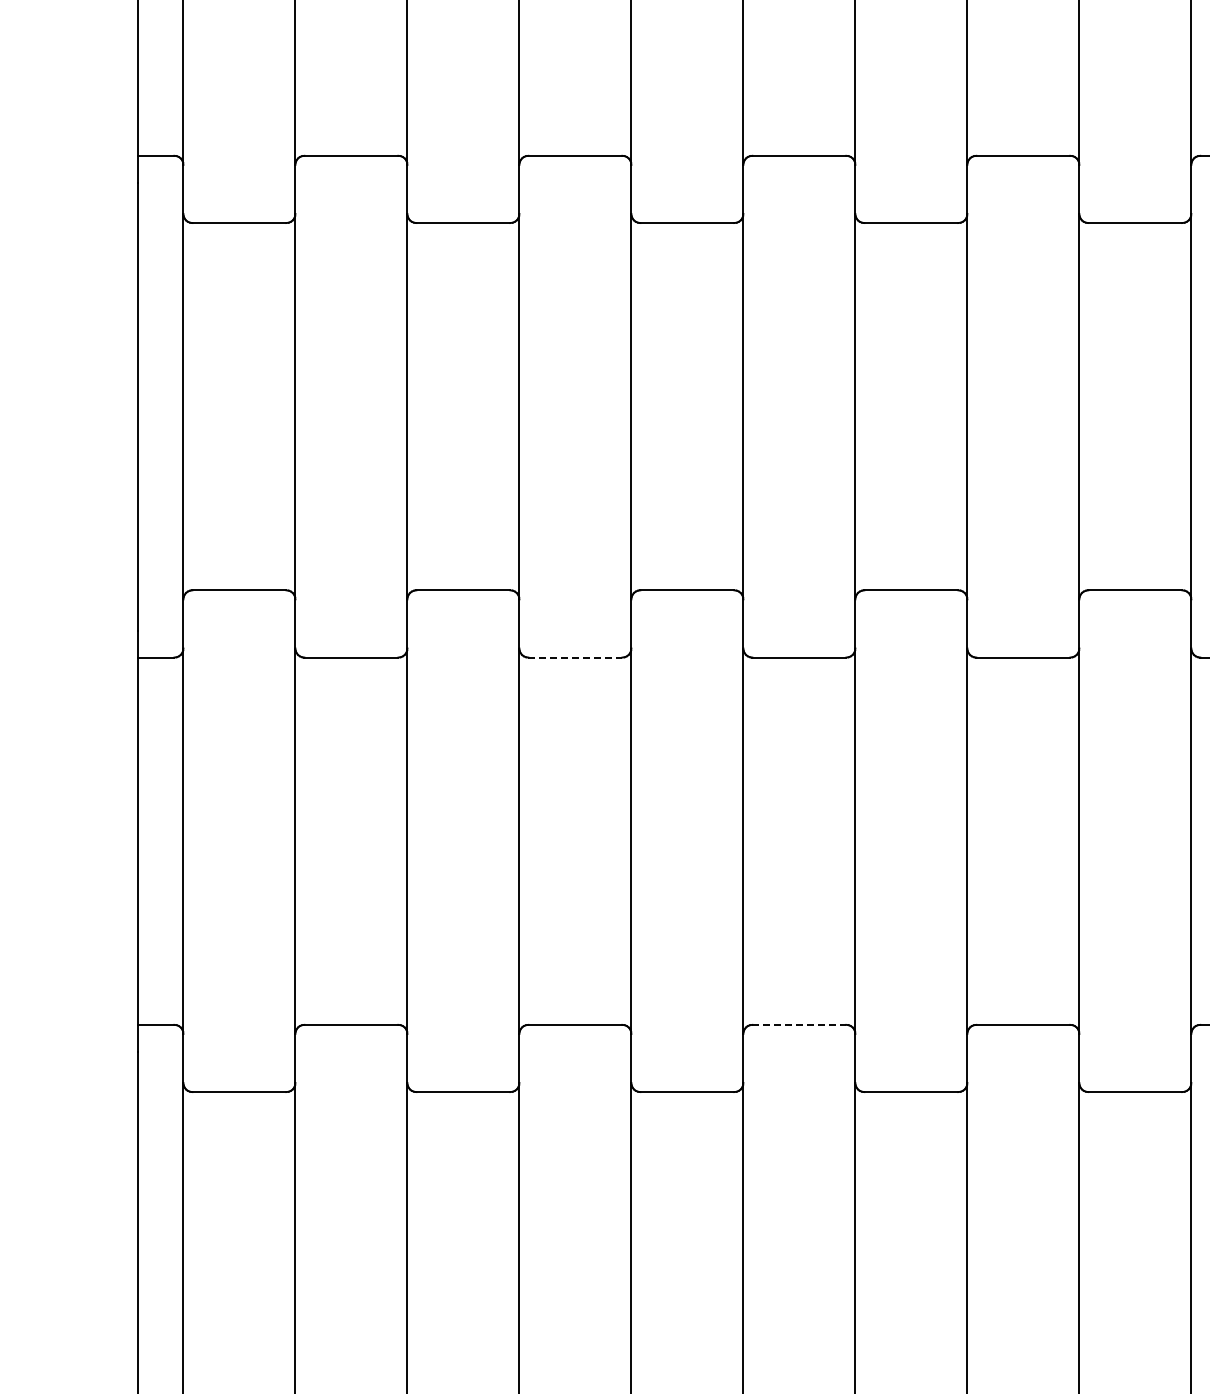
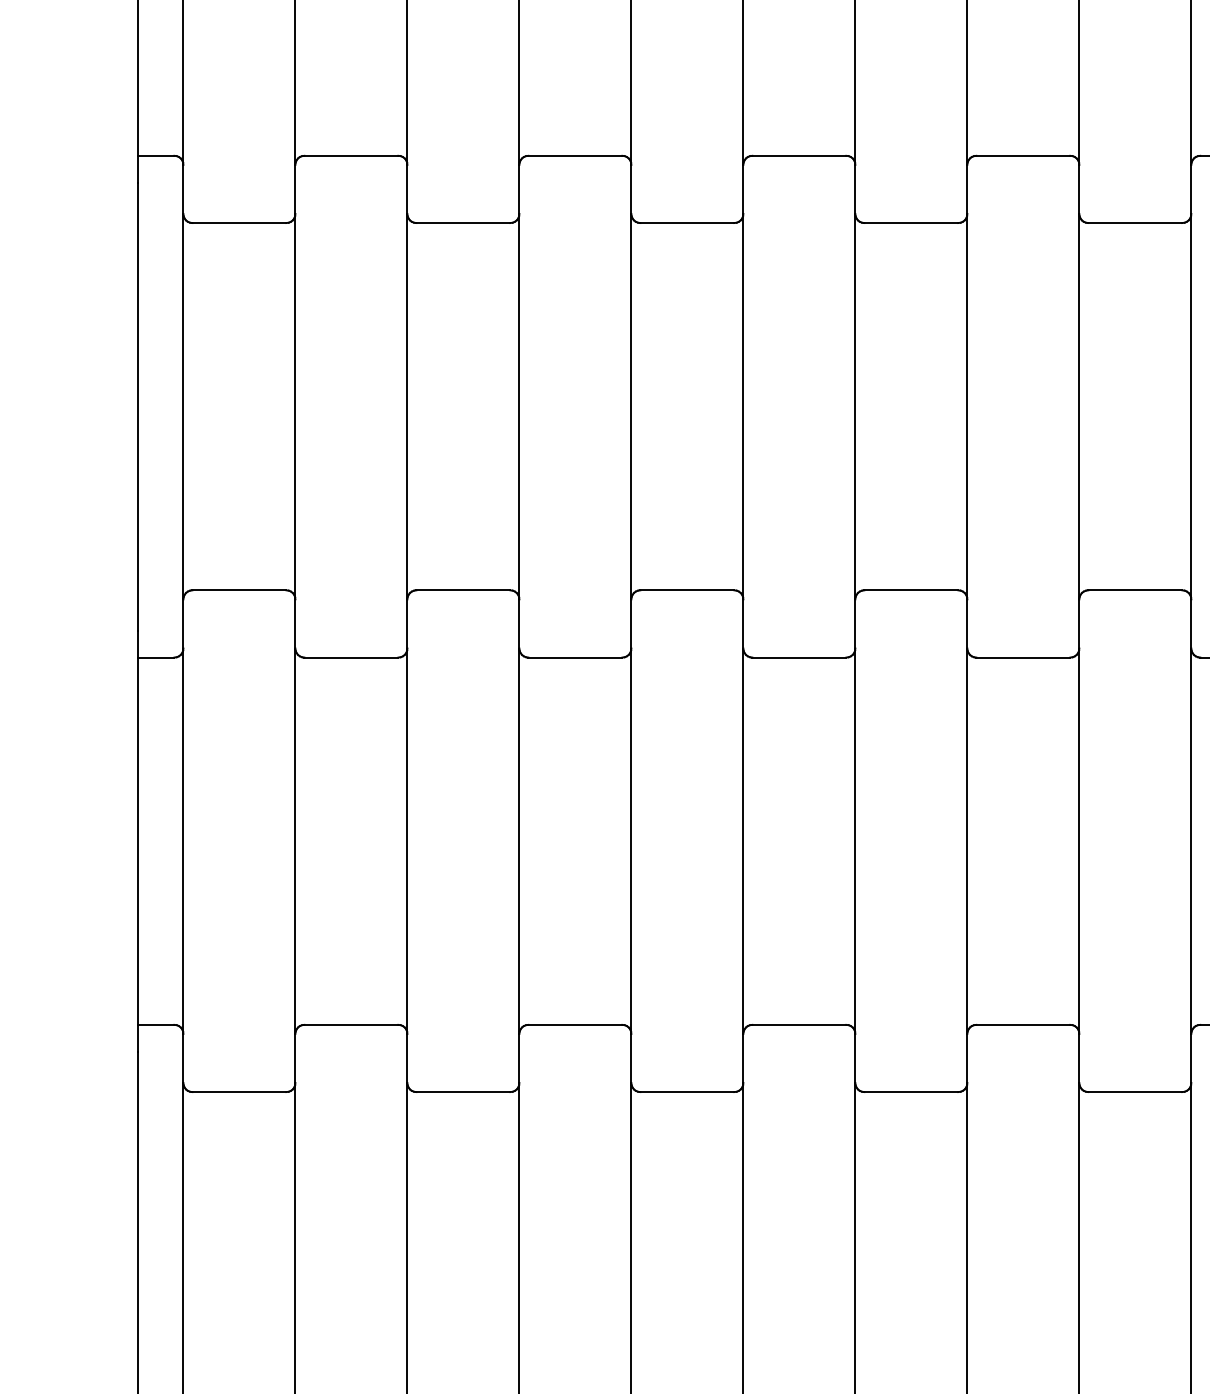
line: dashed -> solid (575, 657)
line: dashed -> solid (799, 1024)
